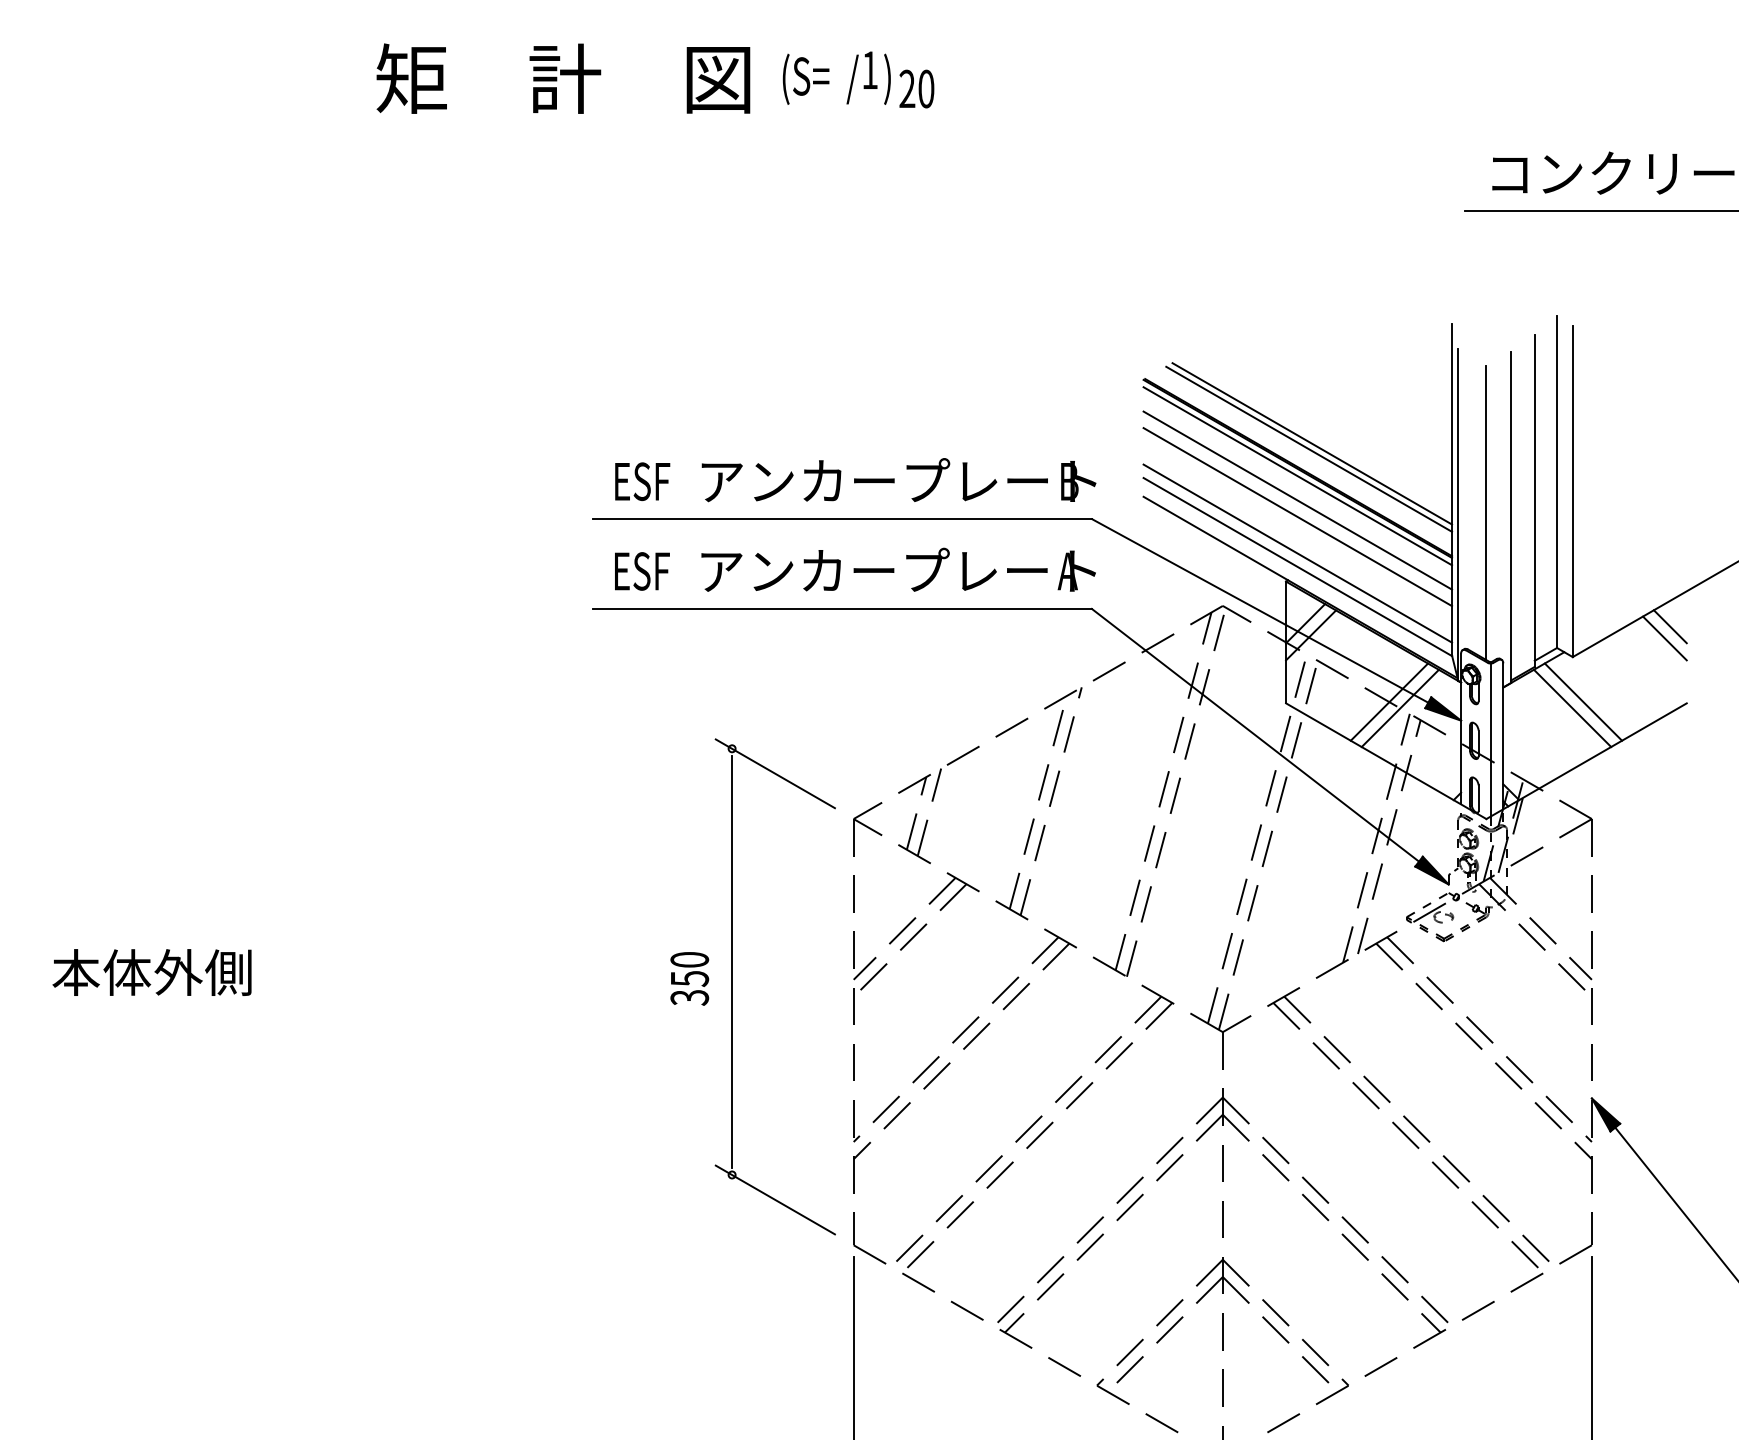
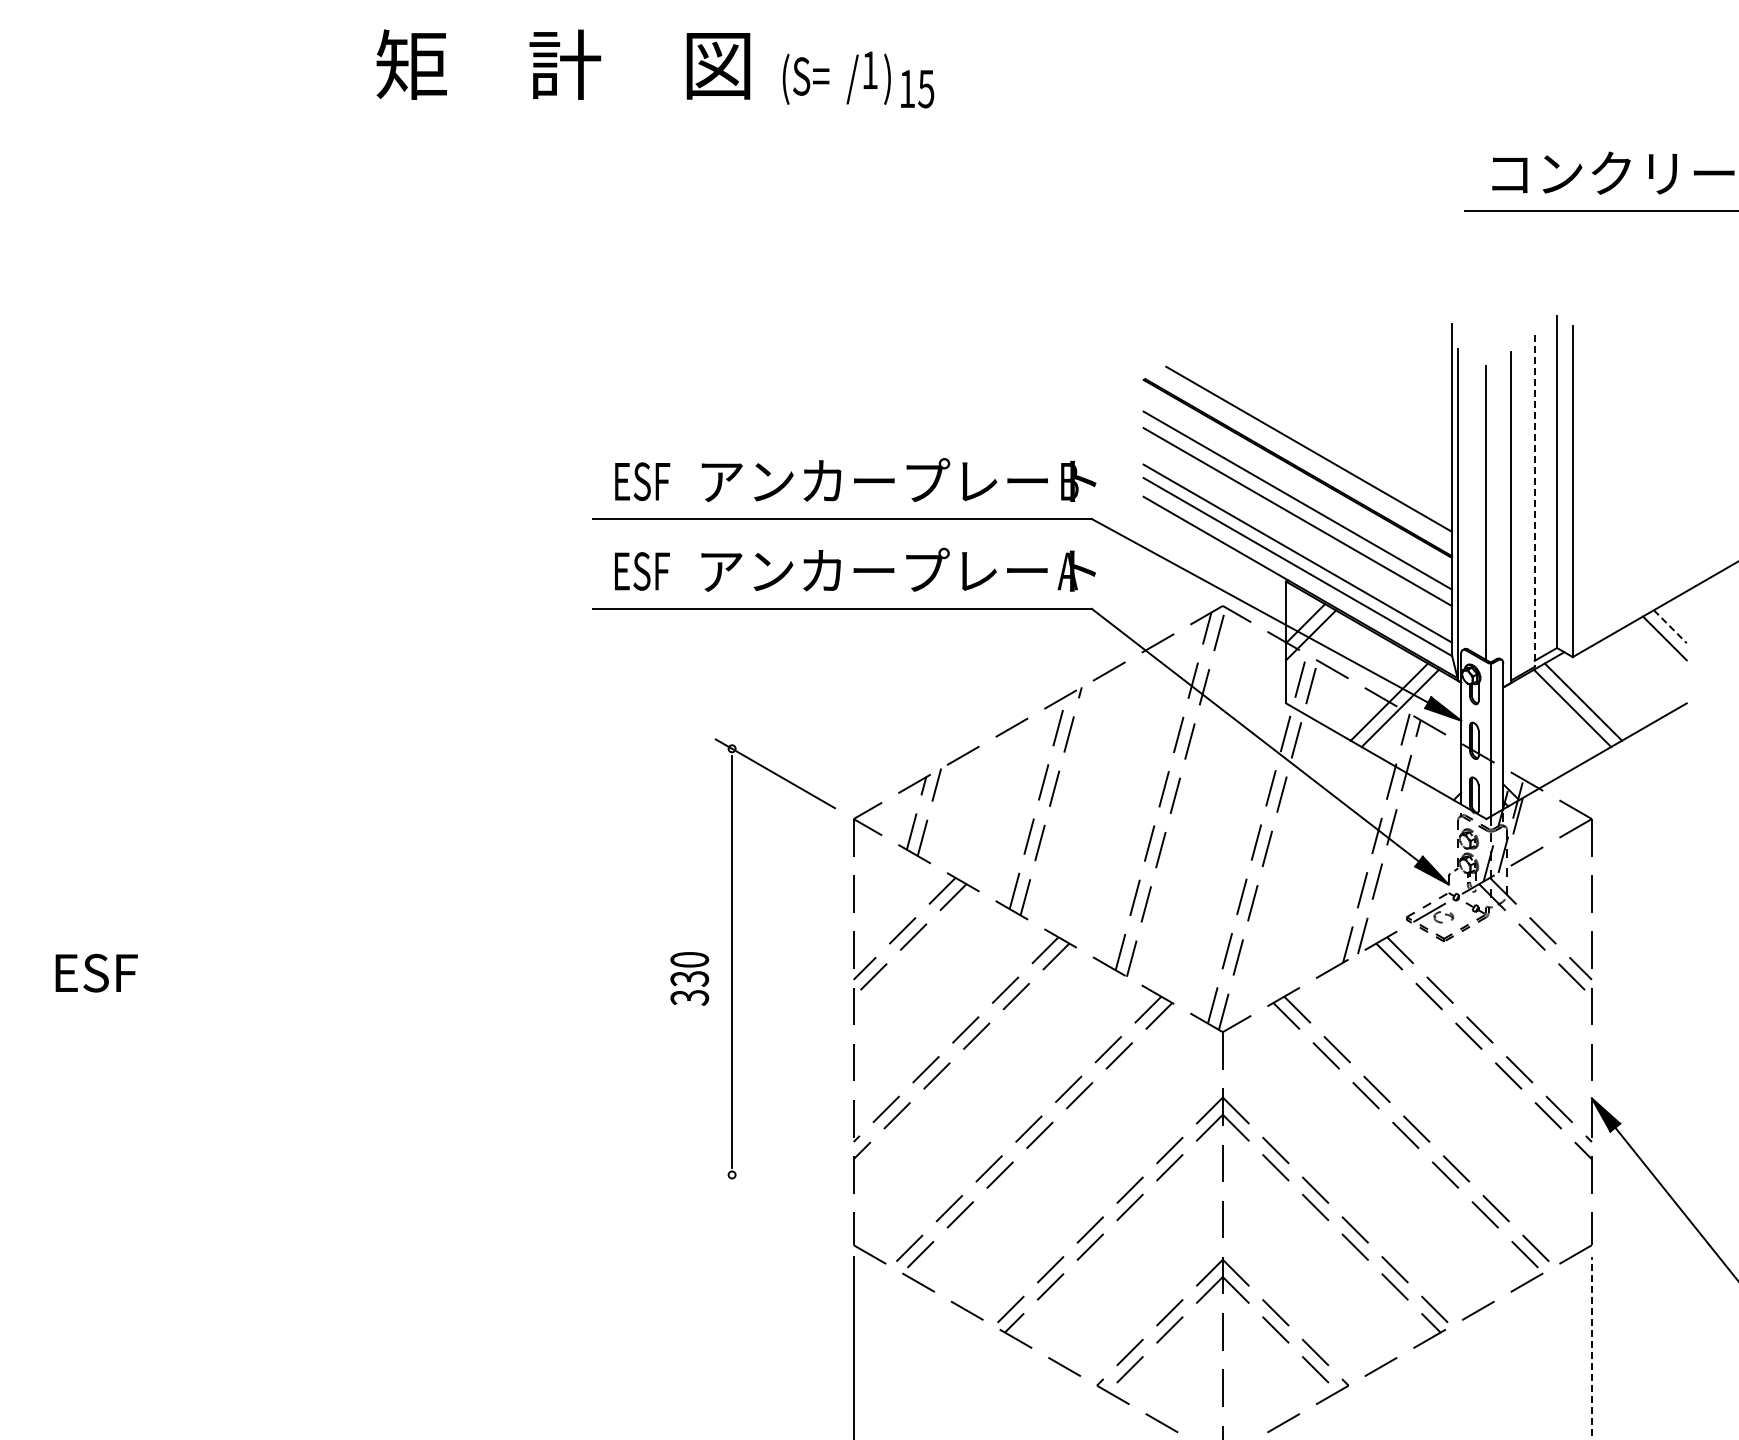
text position: (563, 78) -> (563, 64) (563, 64)
text: 20 -> 15 (916, 88)
line: present -> none (1312, 443)
line: present -> none (1297, 476)
line: solid -> dashed (1534, 501)
line: solid -> dashed (1670, 627)
text: 本体外側 -> ESF (151, 972)
text: 350 -> 330 (689, 978)
line: present -> none (774, 1199)
line: solid -> dashed (1591, 1347)
